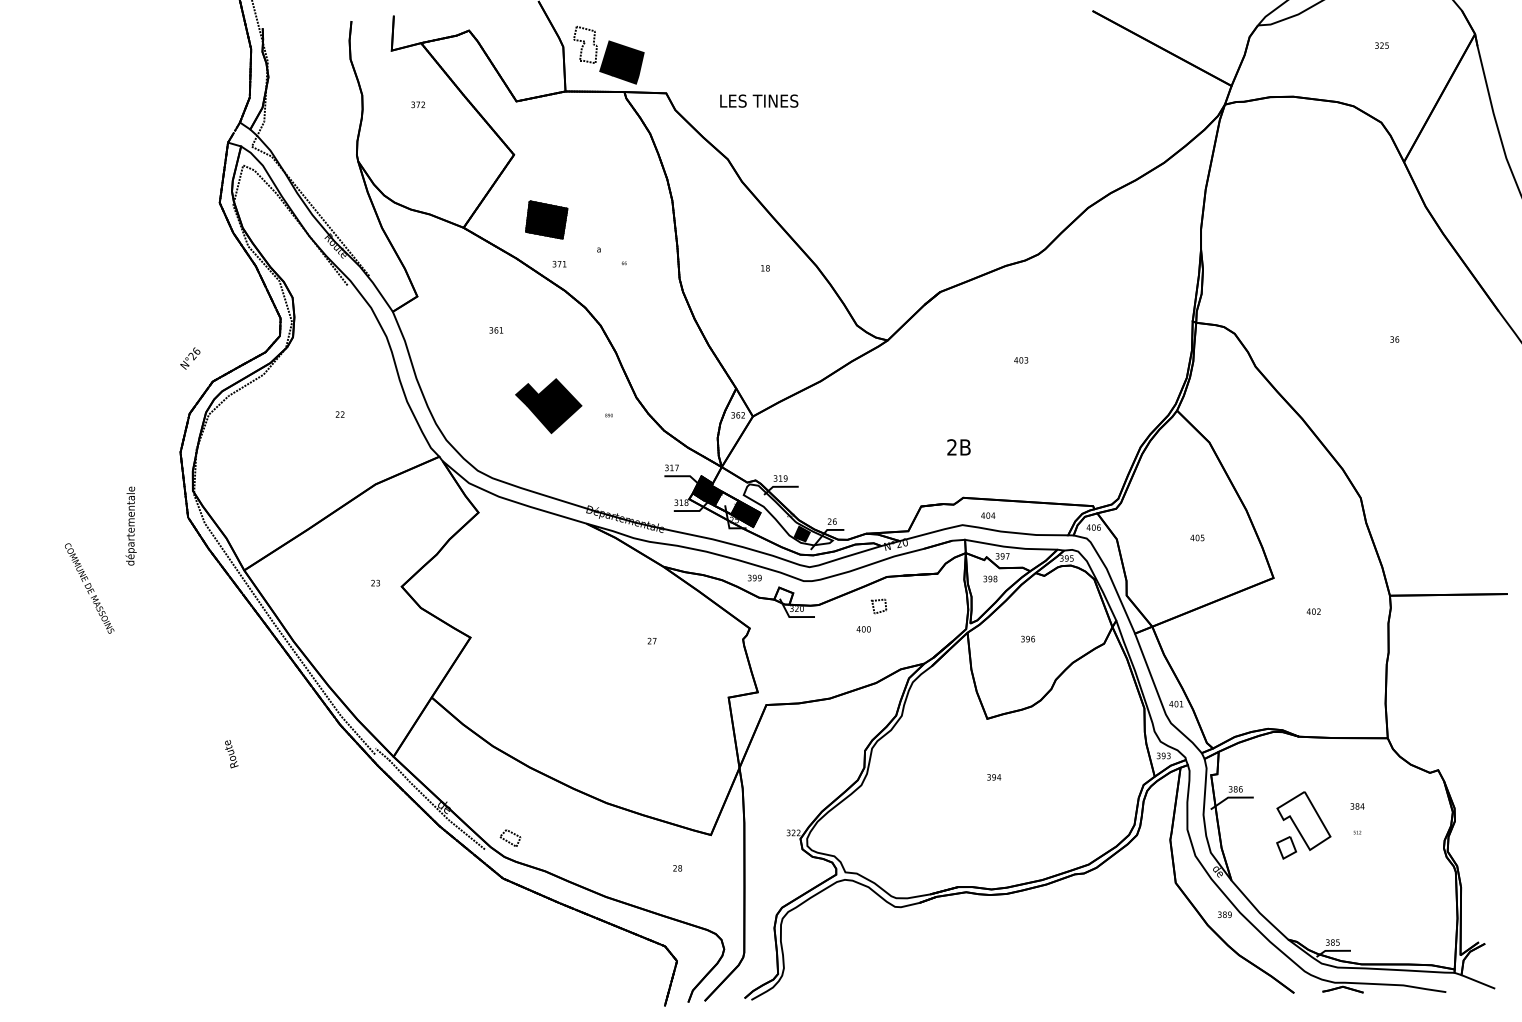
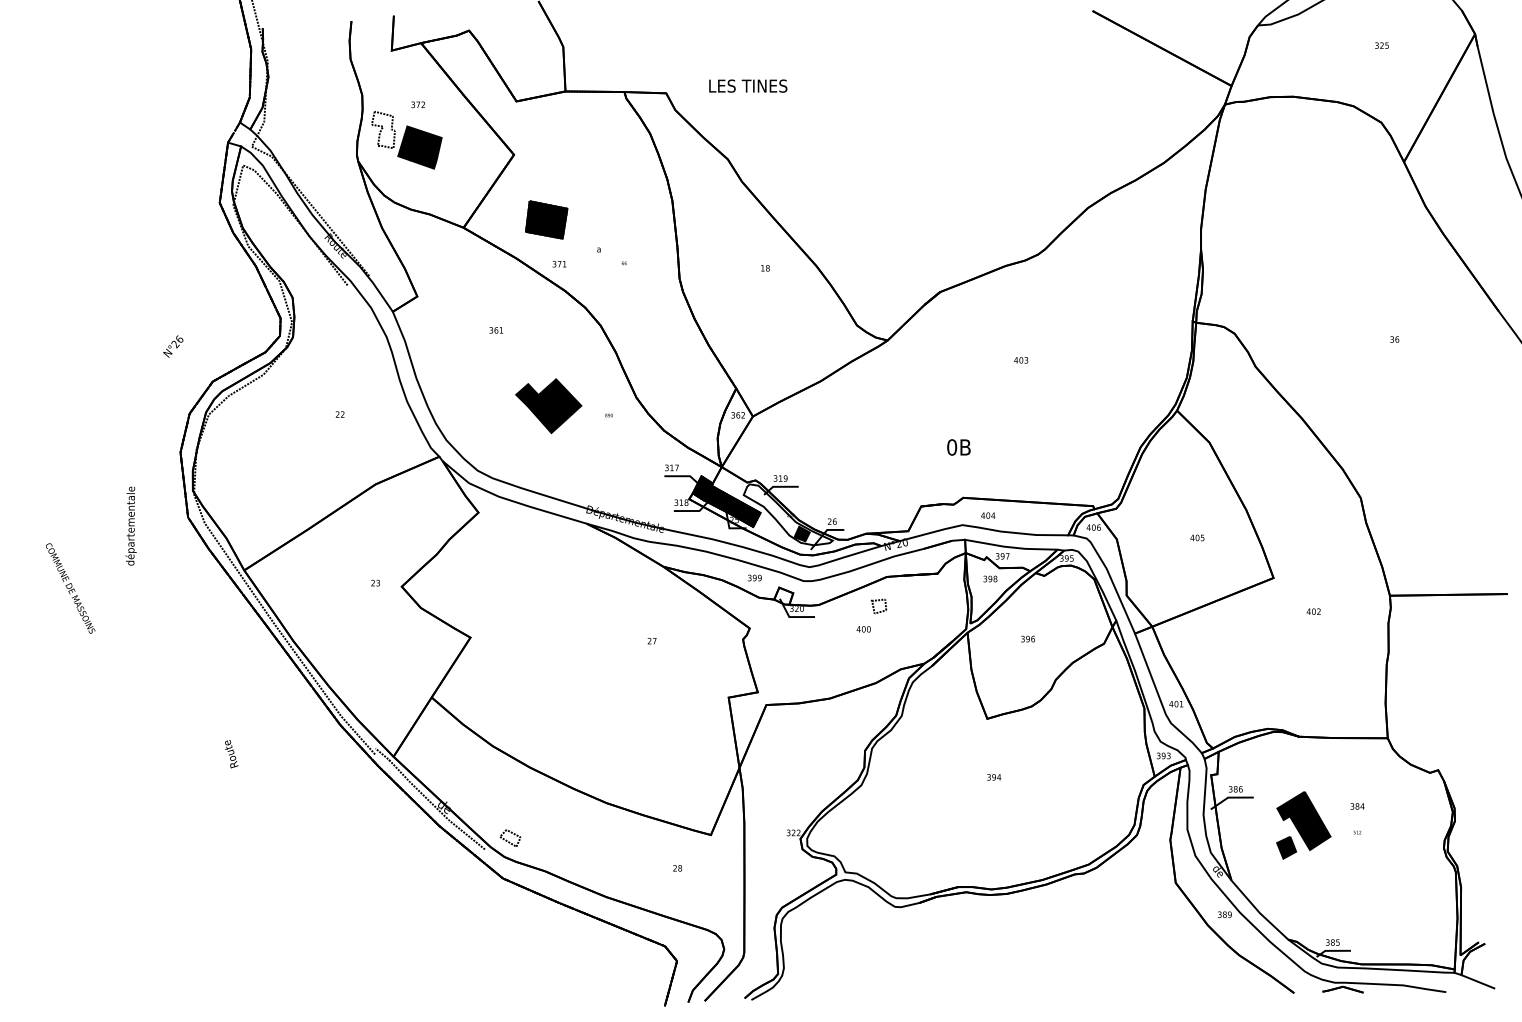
part position: (608, 55) -> (406, 140) (406, 140)
text position: (759, 100) -> (748, 85) (748, 85)
text position: (190, 358) -> (173, 346) (173, 346)
text: 2B -> 0B (952, 447)
fill: none -> present (726, 502)
text position: (89, 588) -> (70, 588) (70, 588)
fill: none -> present (1303, 820)
fill: none -> present (1286, 847)
